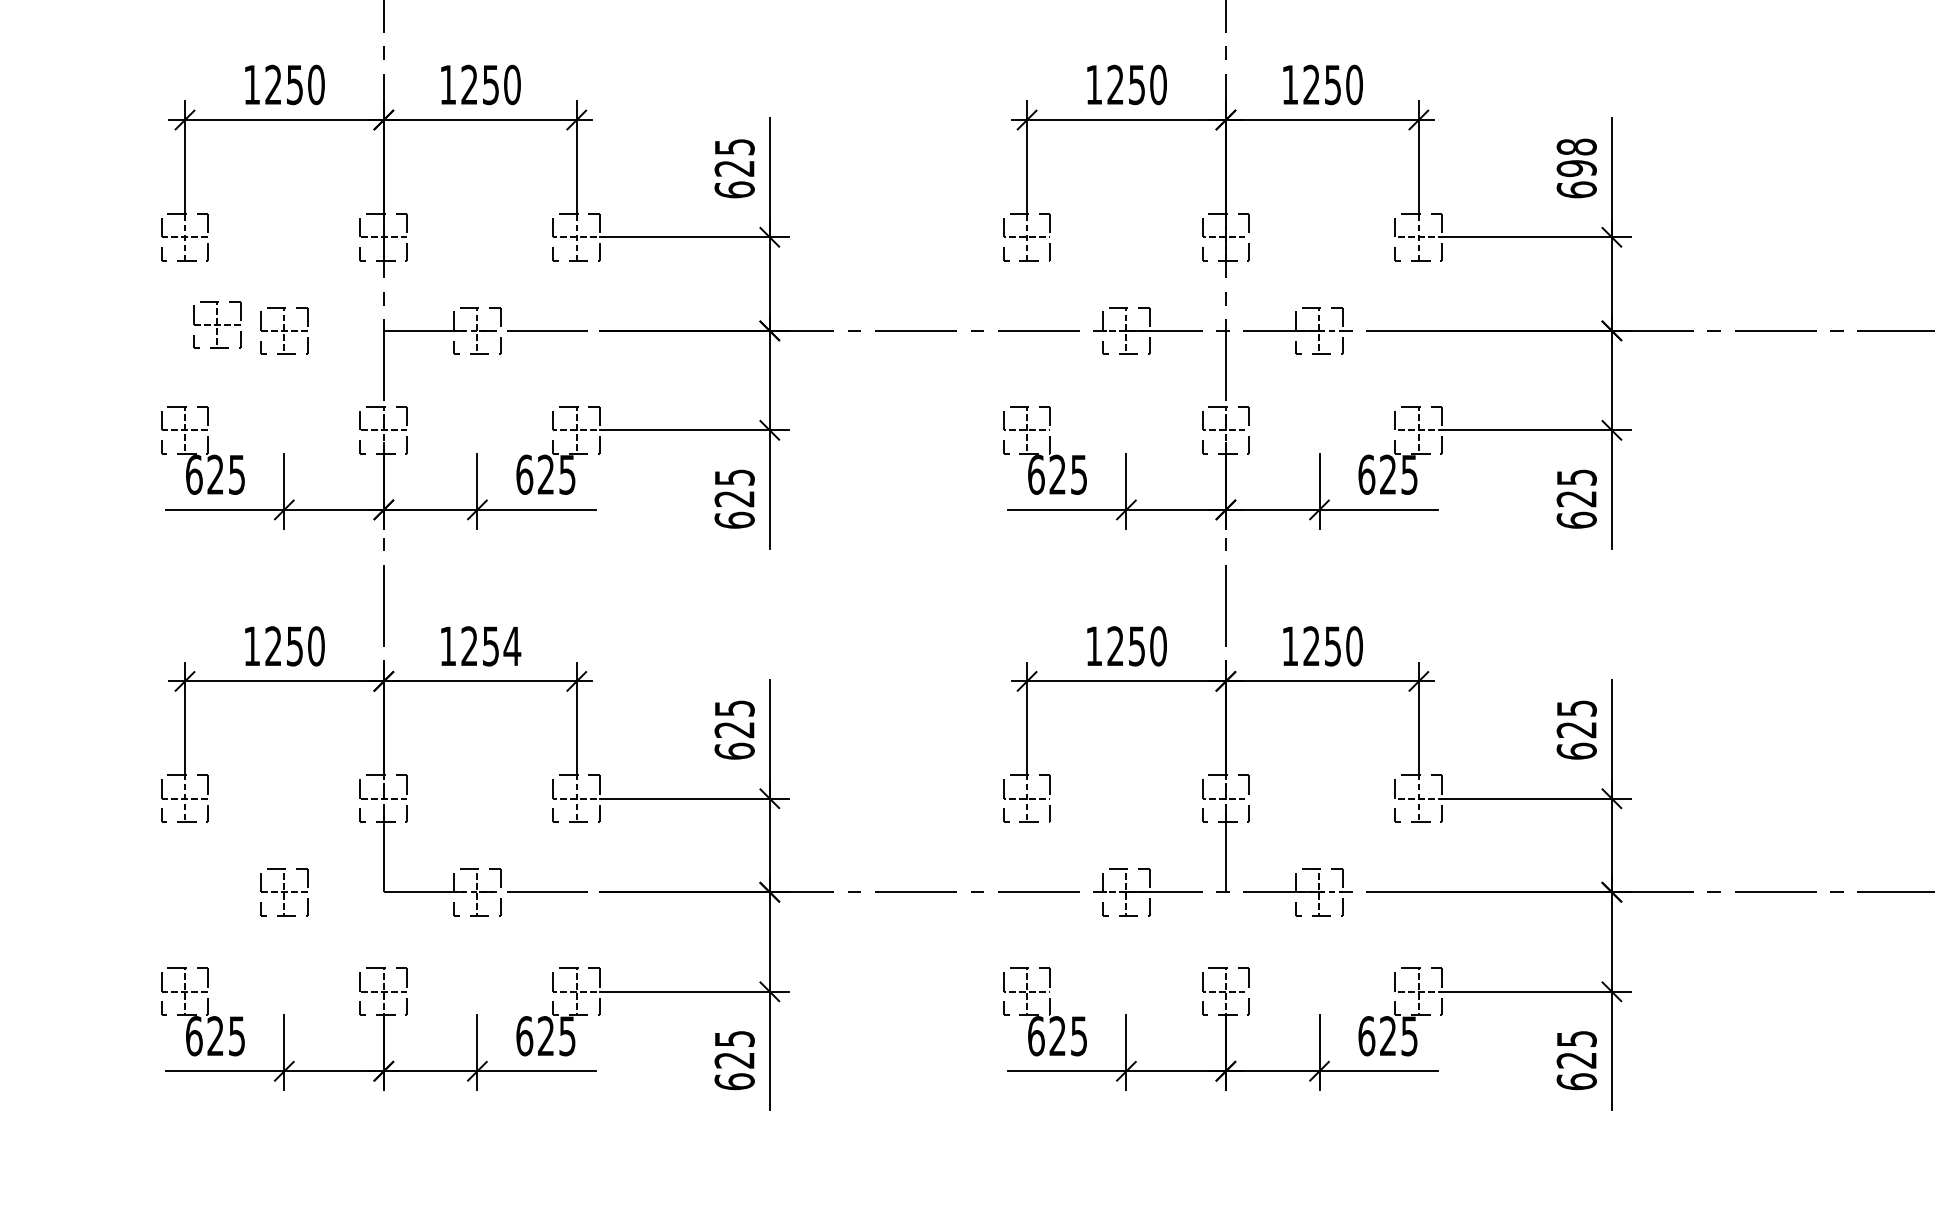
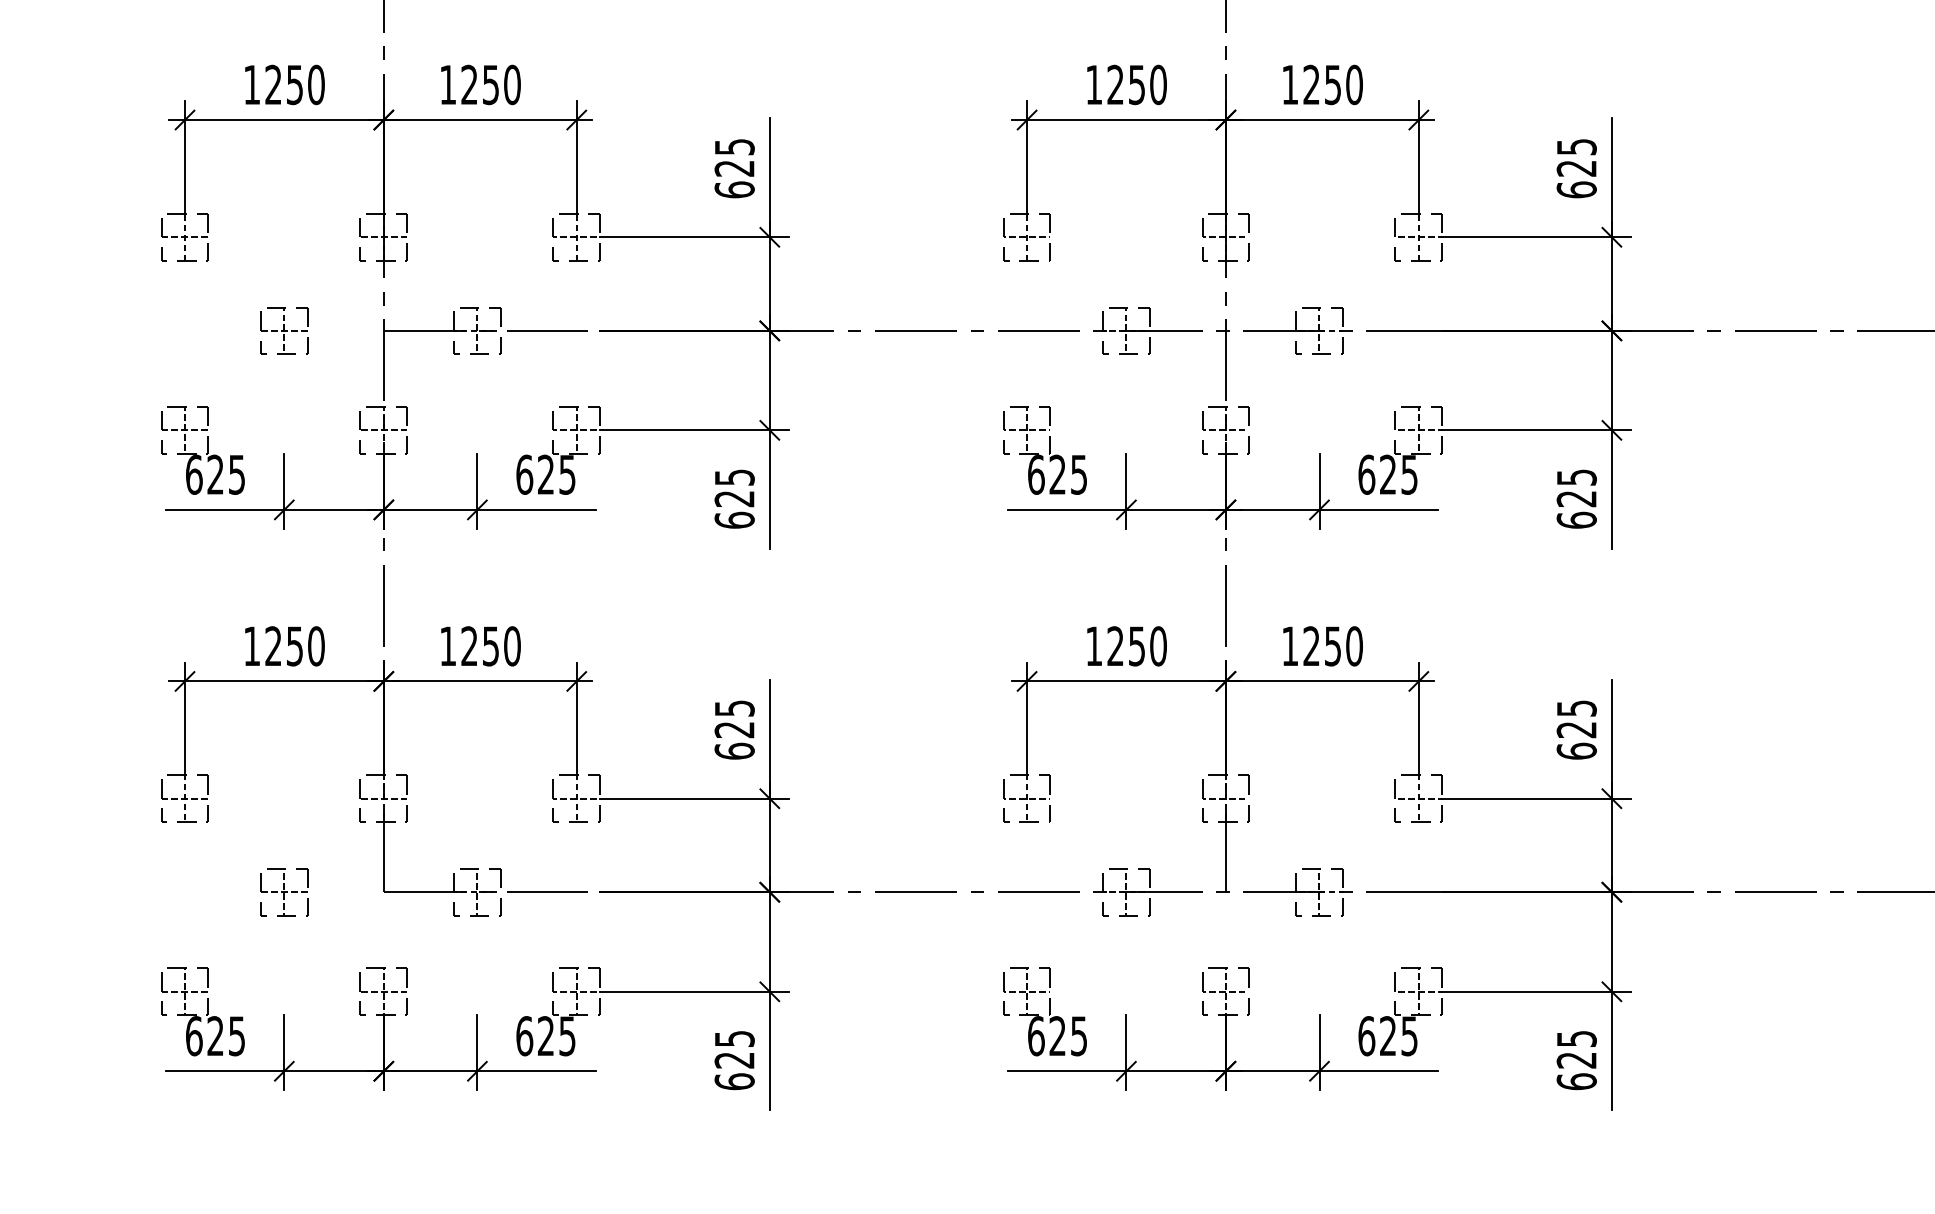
text: 698 -> 625 (1576, 157)
part: present -> none (217, 324)
text: 1254 -> 1250 (512, 646)
